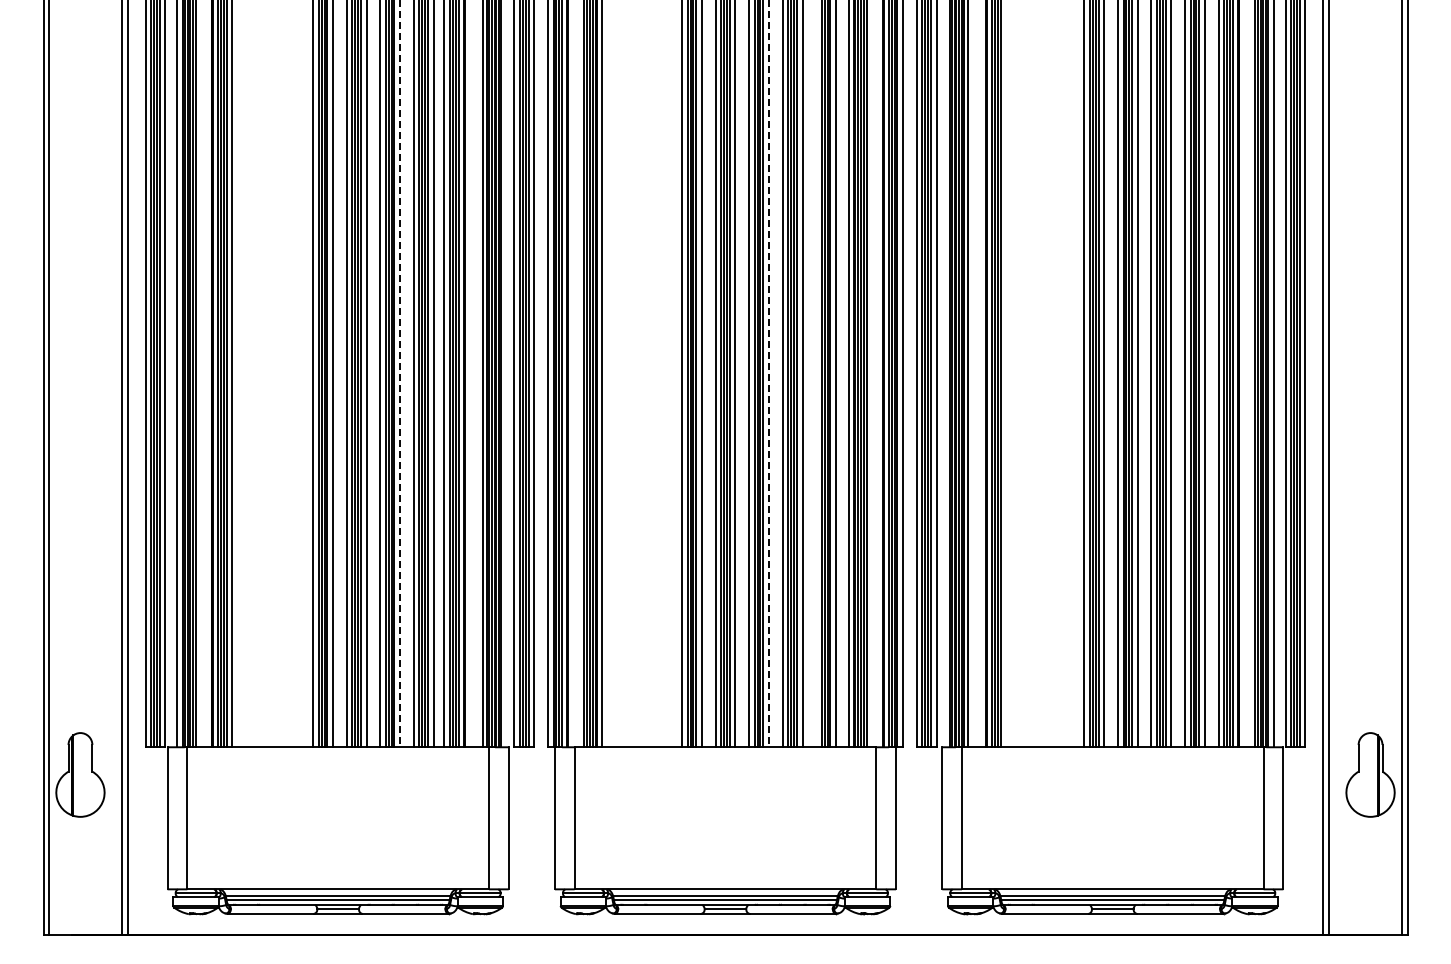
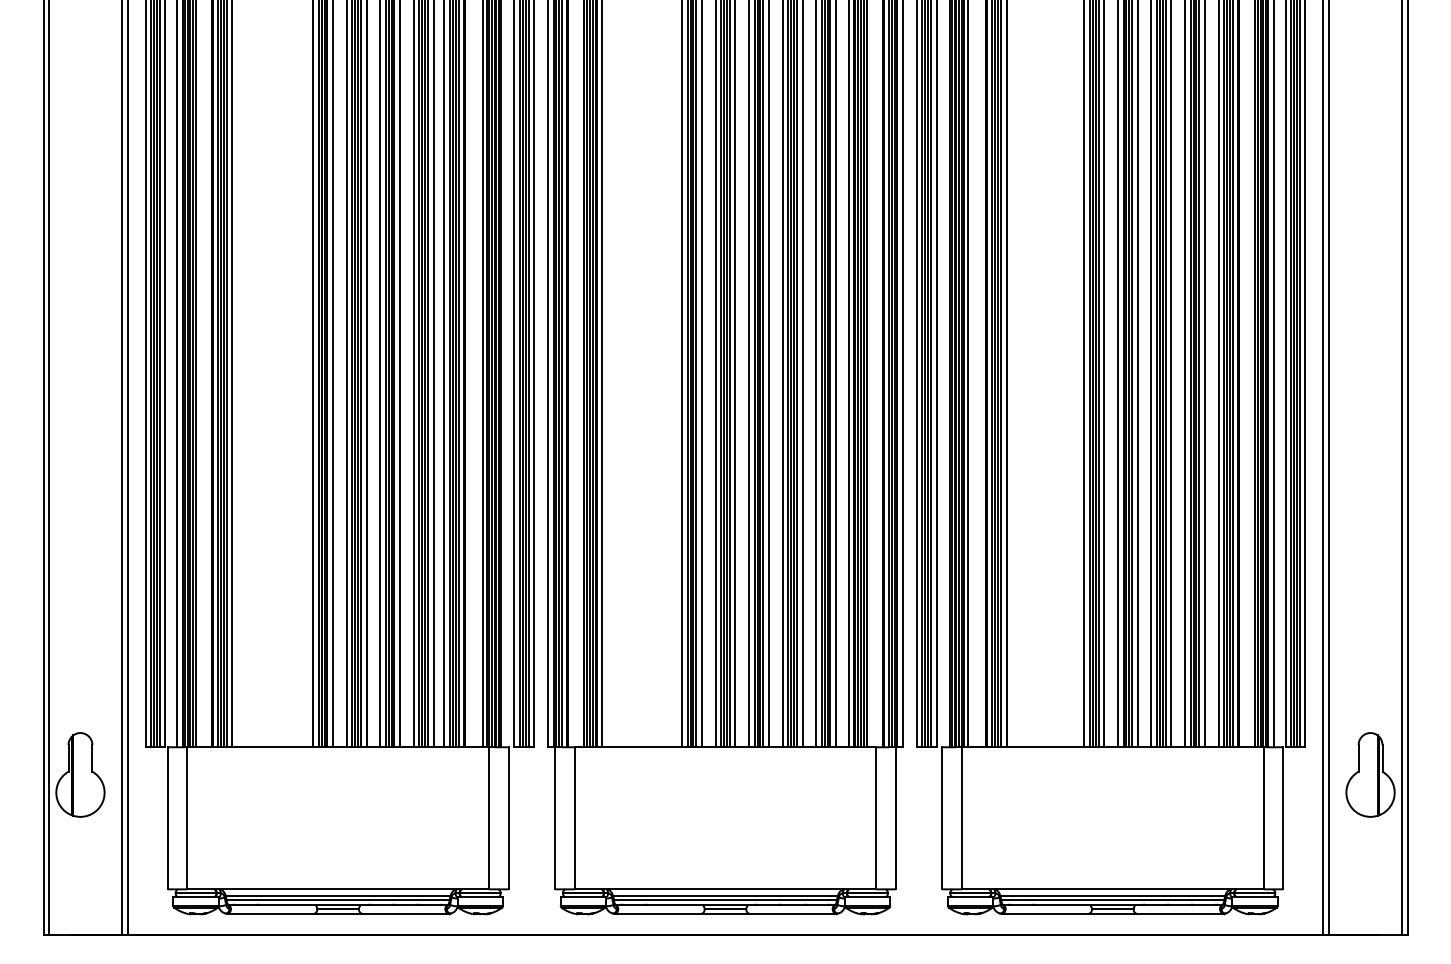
line: dashed -> solid (400, 374)
line: dashed -> solid (768, 374)
line: none -> present (816, 374)
line: none -> present (1006, 374)
